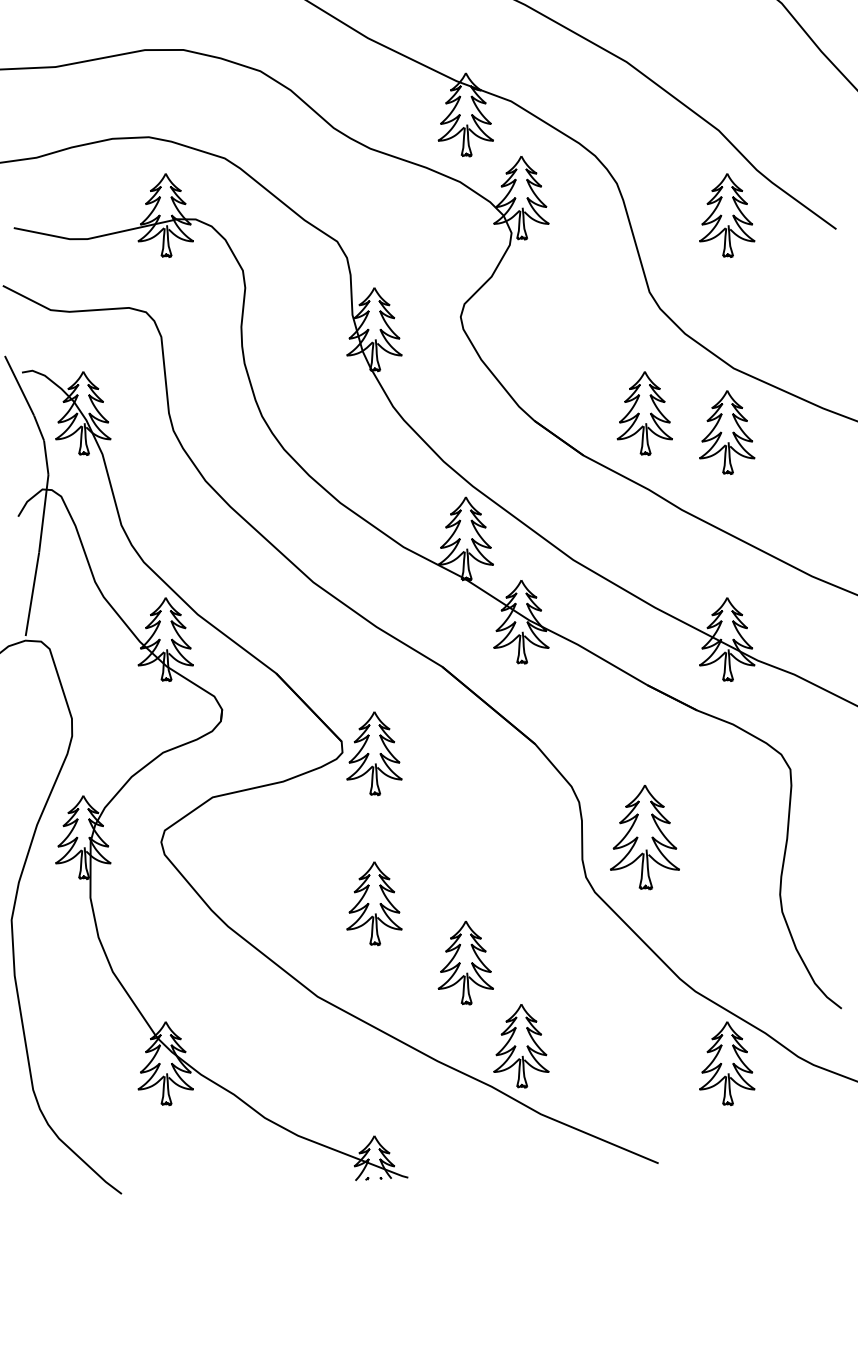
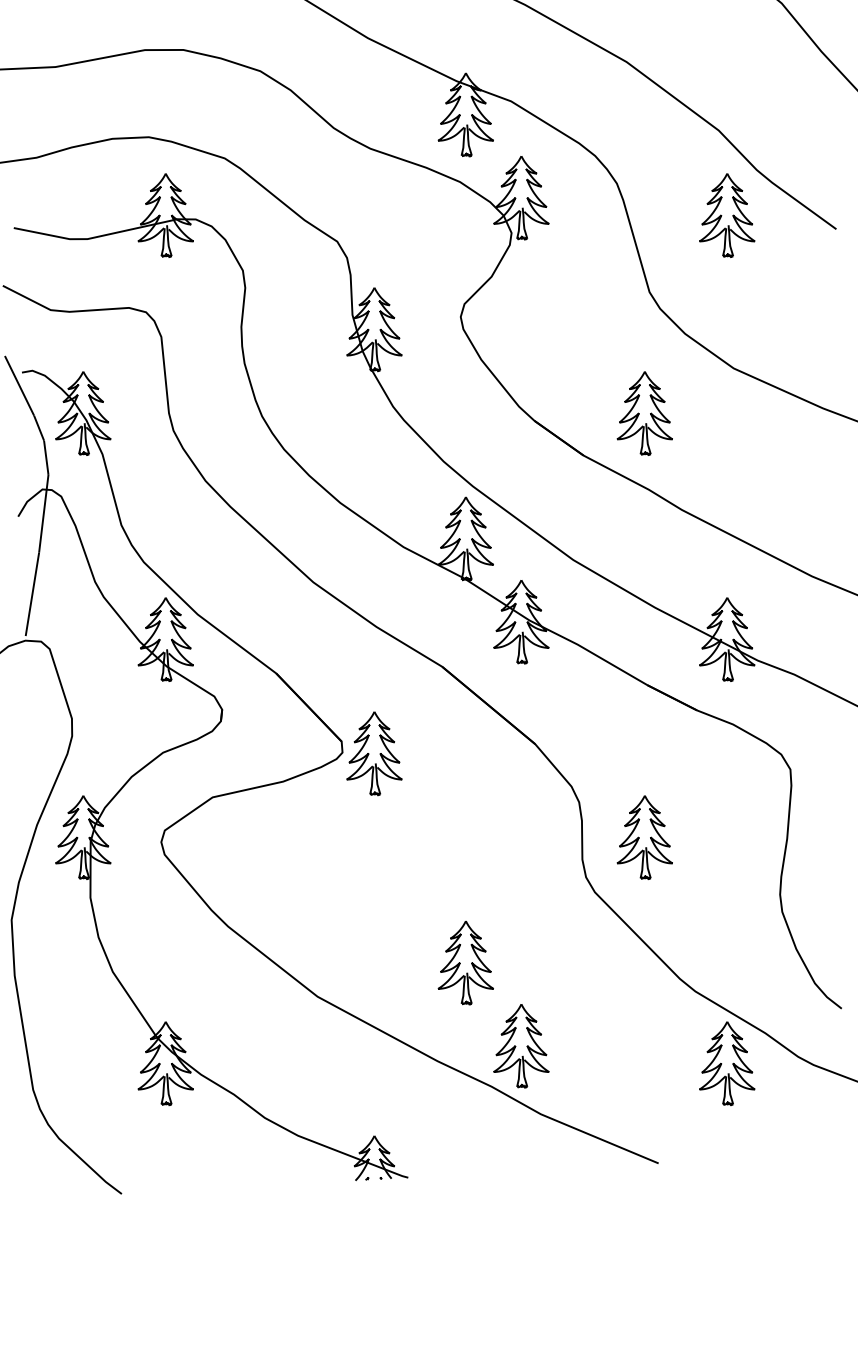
part: present -> none (727, 432)
part size: 70x106 px -> 57x86 px (644, 837)
part: present -> none (374, 903)
